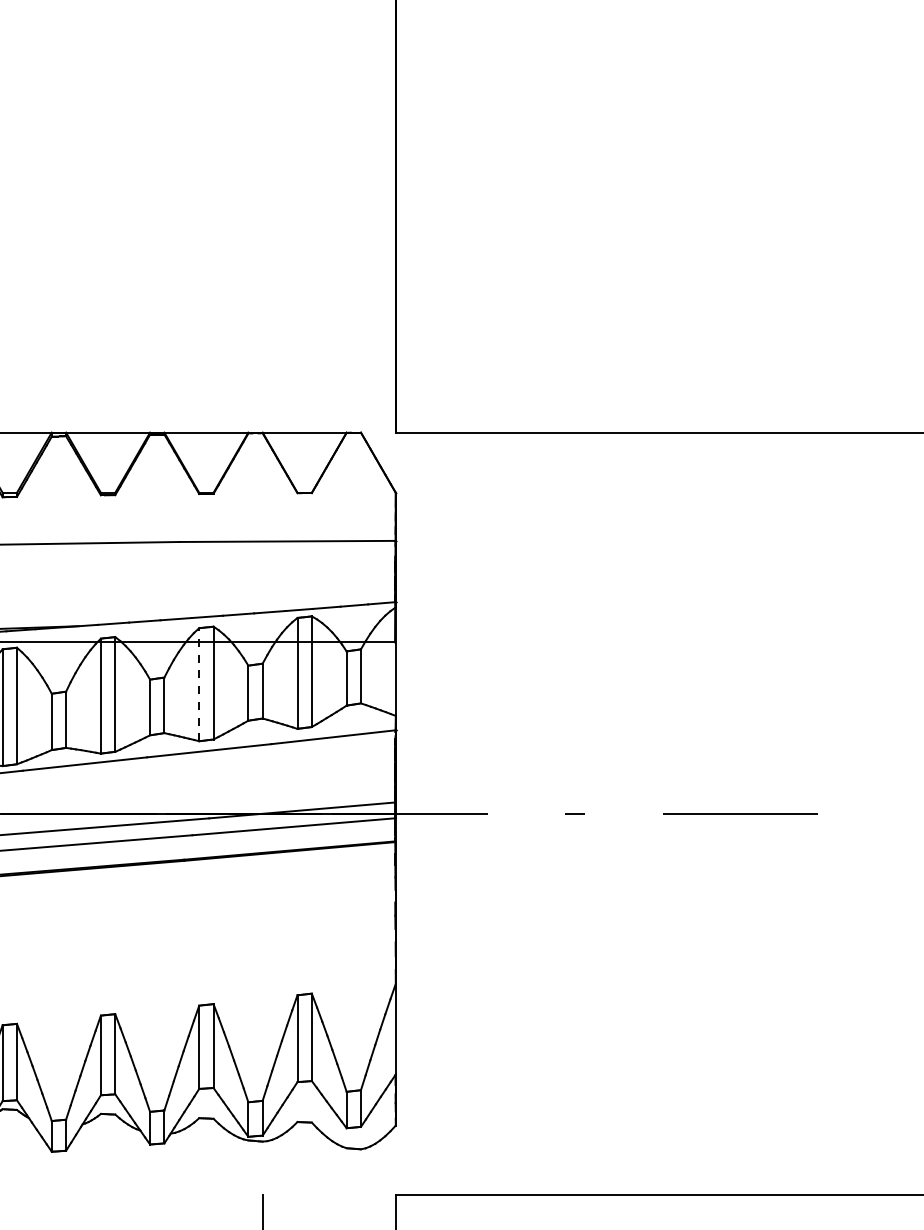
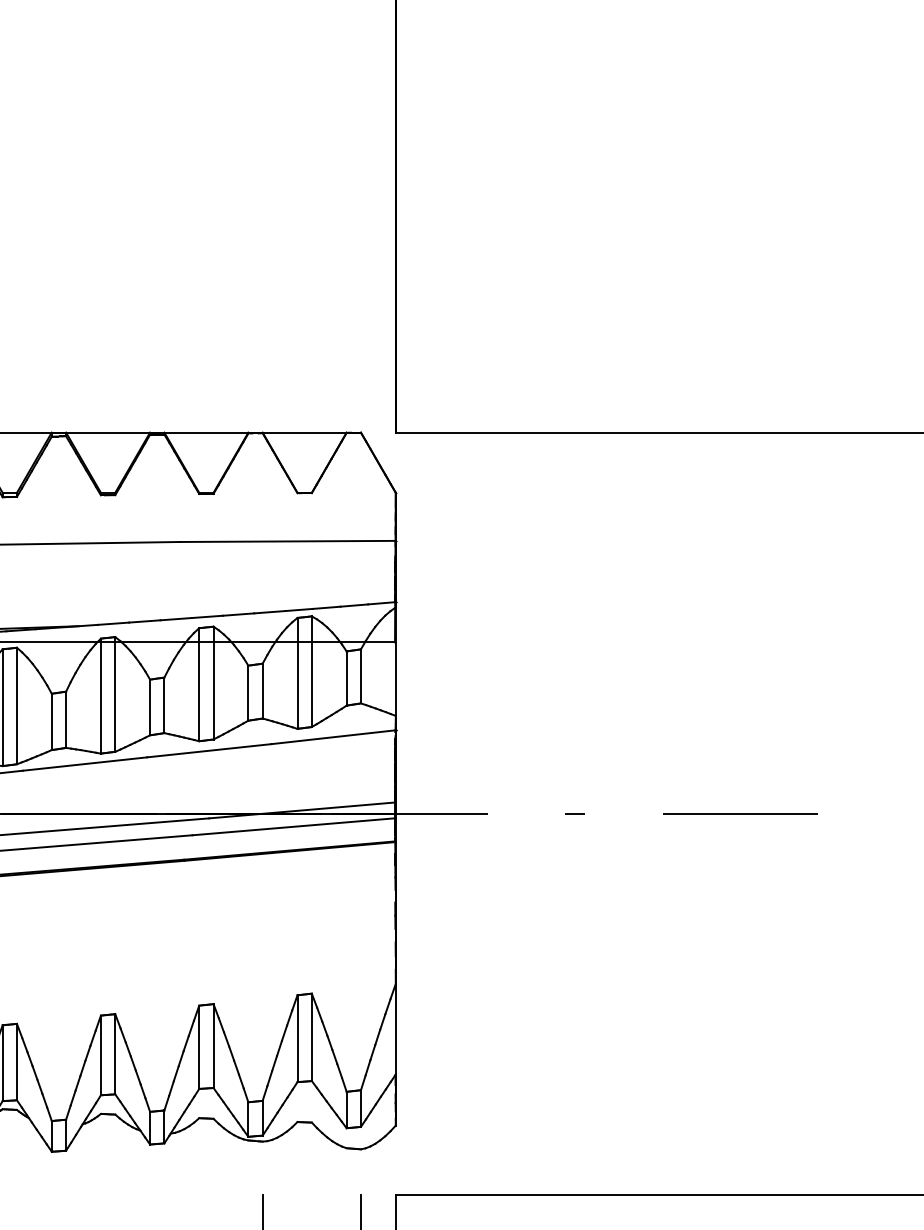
line: dashed -> solid (199, 684)
line: none -> present (360, 1210)
